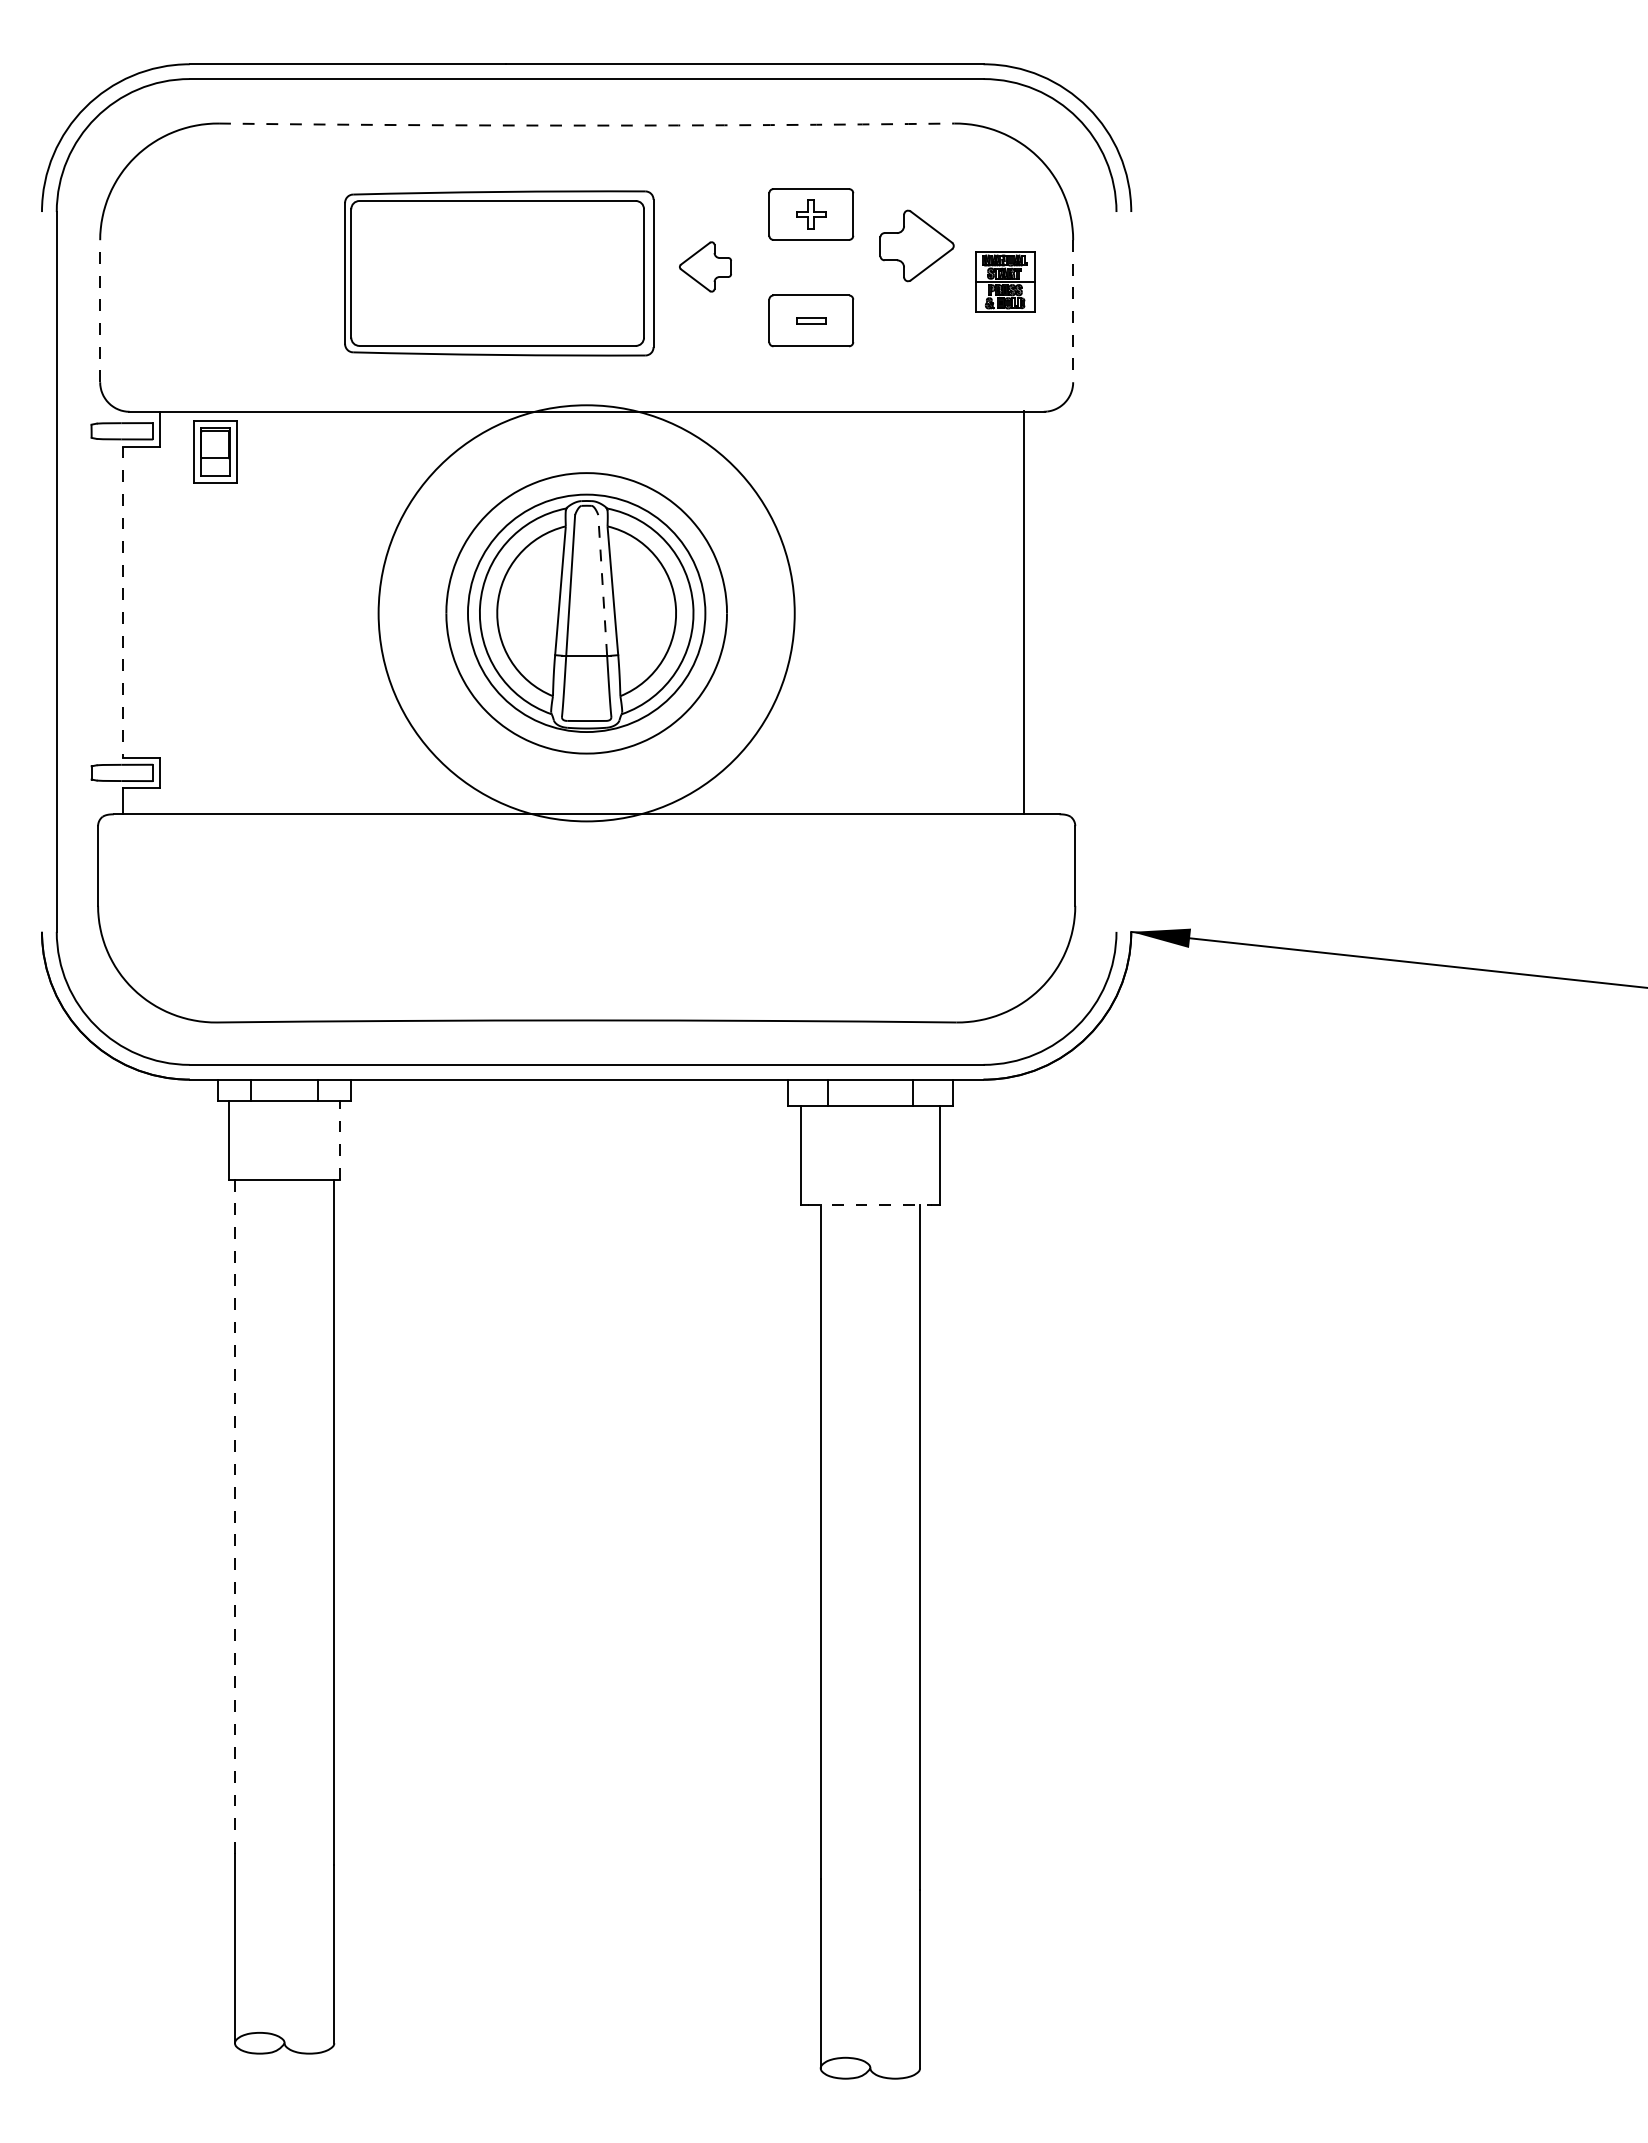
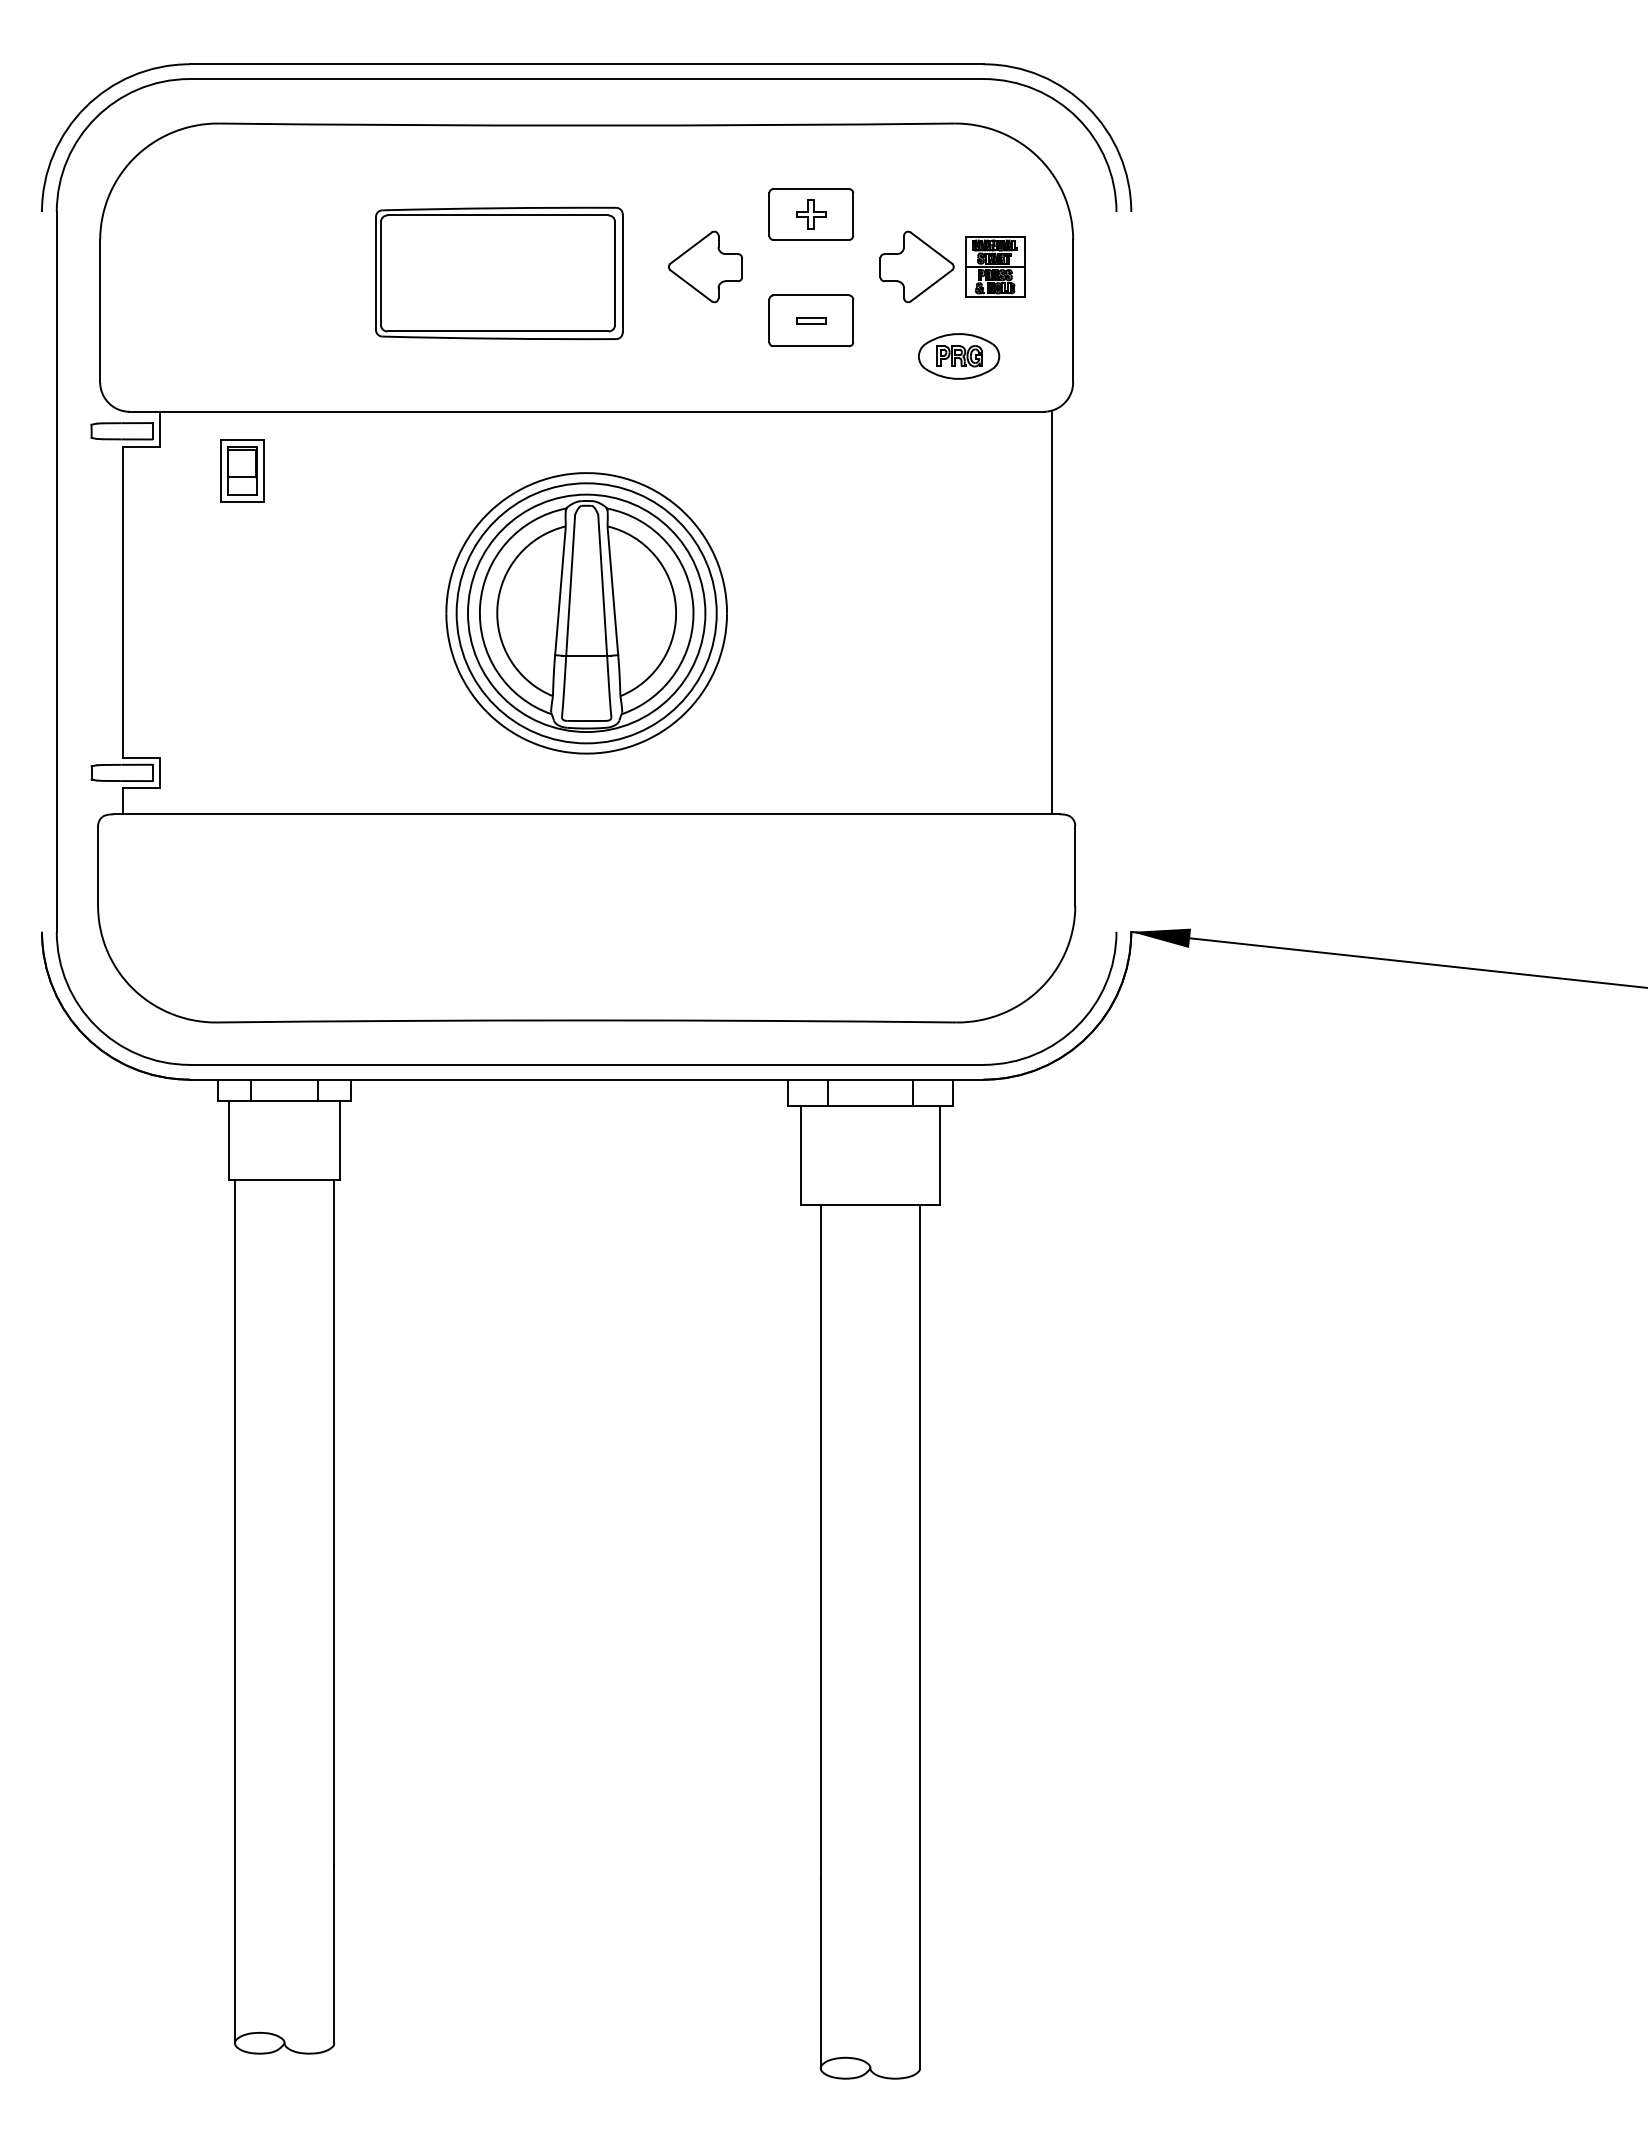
arc: dashed -> solid (586, 125)
part position: (916, 245) -> (916, 266) (916, 266)
part size: 53x52 px -> 75x74 px (705, 266)
part size: 311x167 px -> 249x135 px (499, 273)
part position: (1005, 281) -> (995, 266) (995, 266)
line: dashed -> solid (100, 310)
line: dashed -> solid (1073, 311)
part: none -> present (959, 356)
part position: (215, 451) -> (242, 470) (242, 470)
line: dashed -> solid (602, 584)
line: dashed -> solid (122, 602)
line position: (1023, 612) -> (1051, 612) (1051, 612)
circle diameter: 416 px -> 260 px (586, 613)
line: dashed -> solid (339, 1140)
line: dashed -> solid (870, 1204)
line: dashed -> solid (234, 1516)
